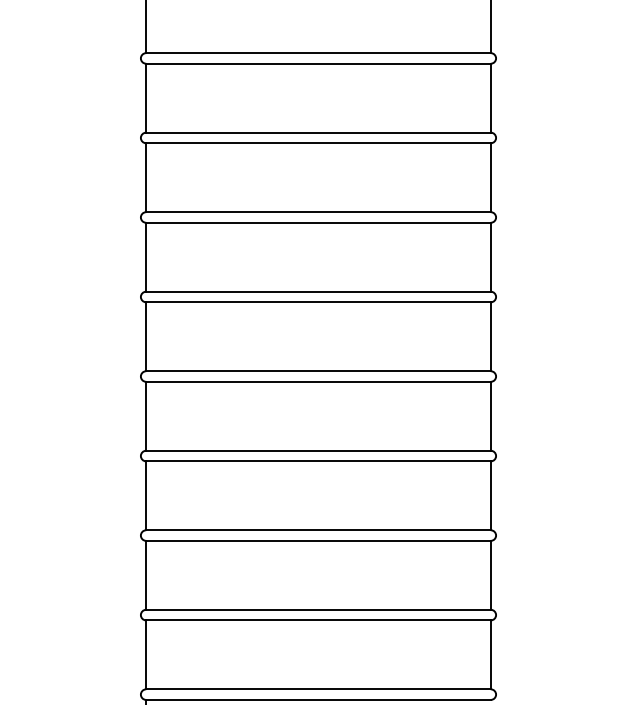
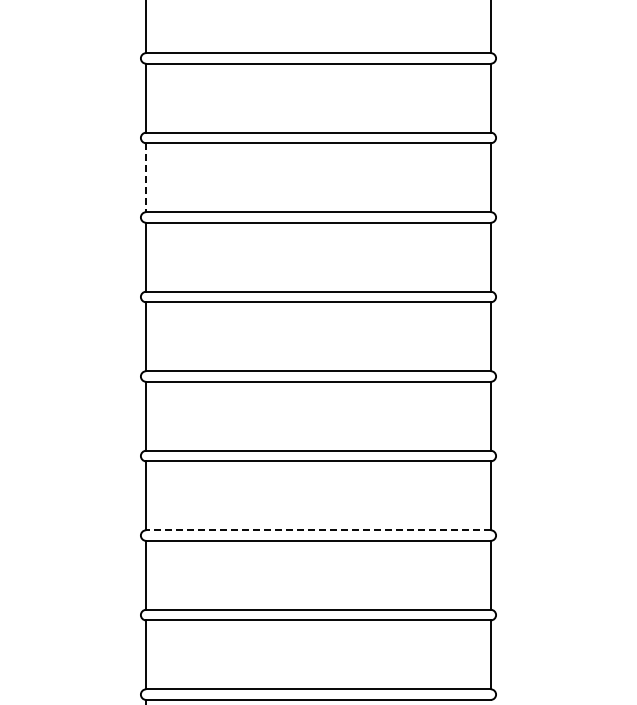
line: solid -> dashed (146, 178)
line: solid -> dashed (317, 530)
